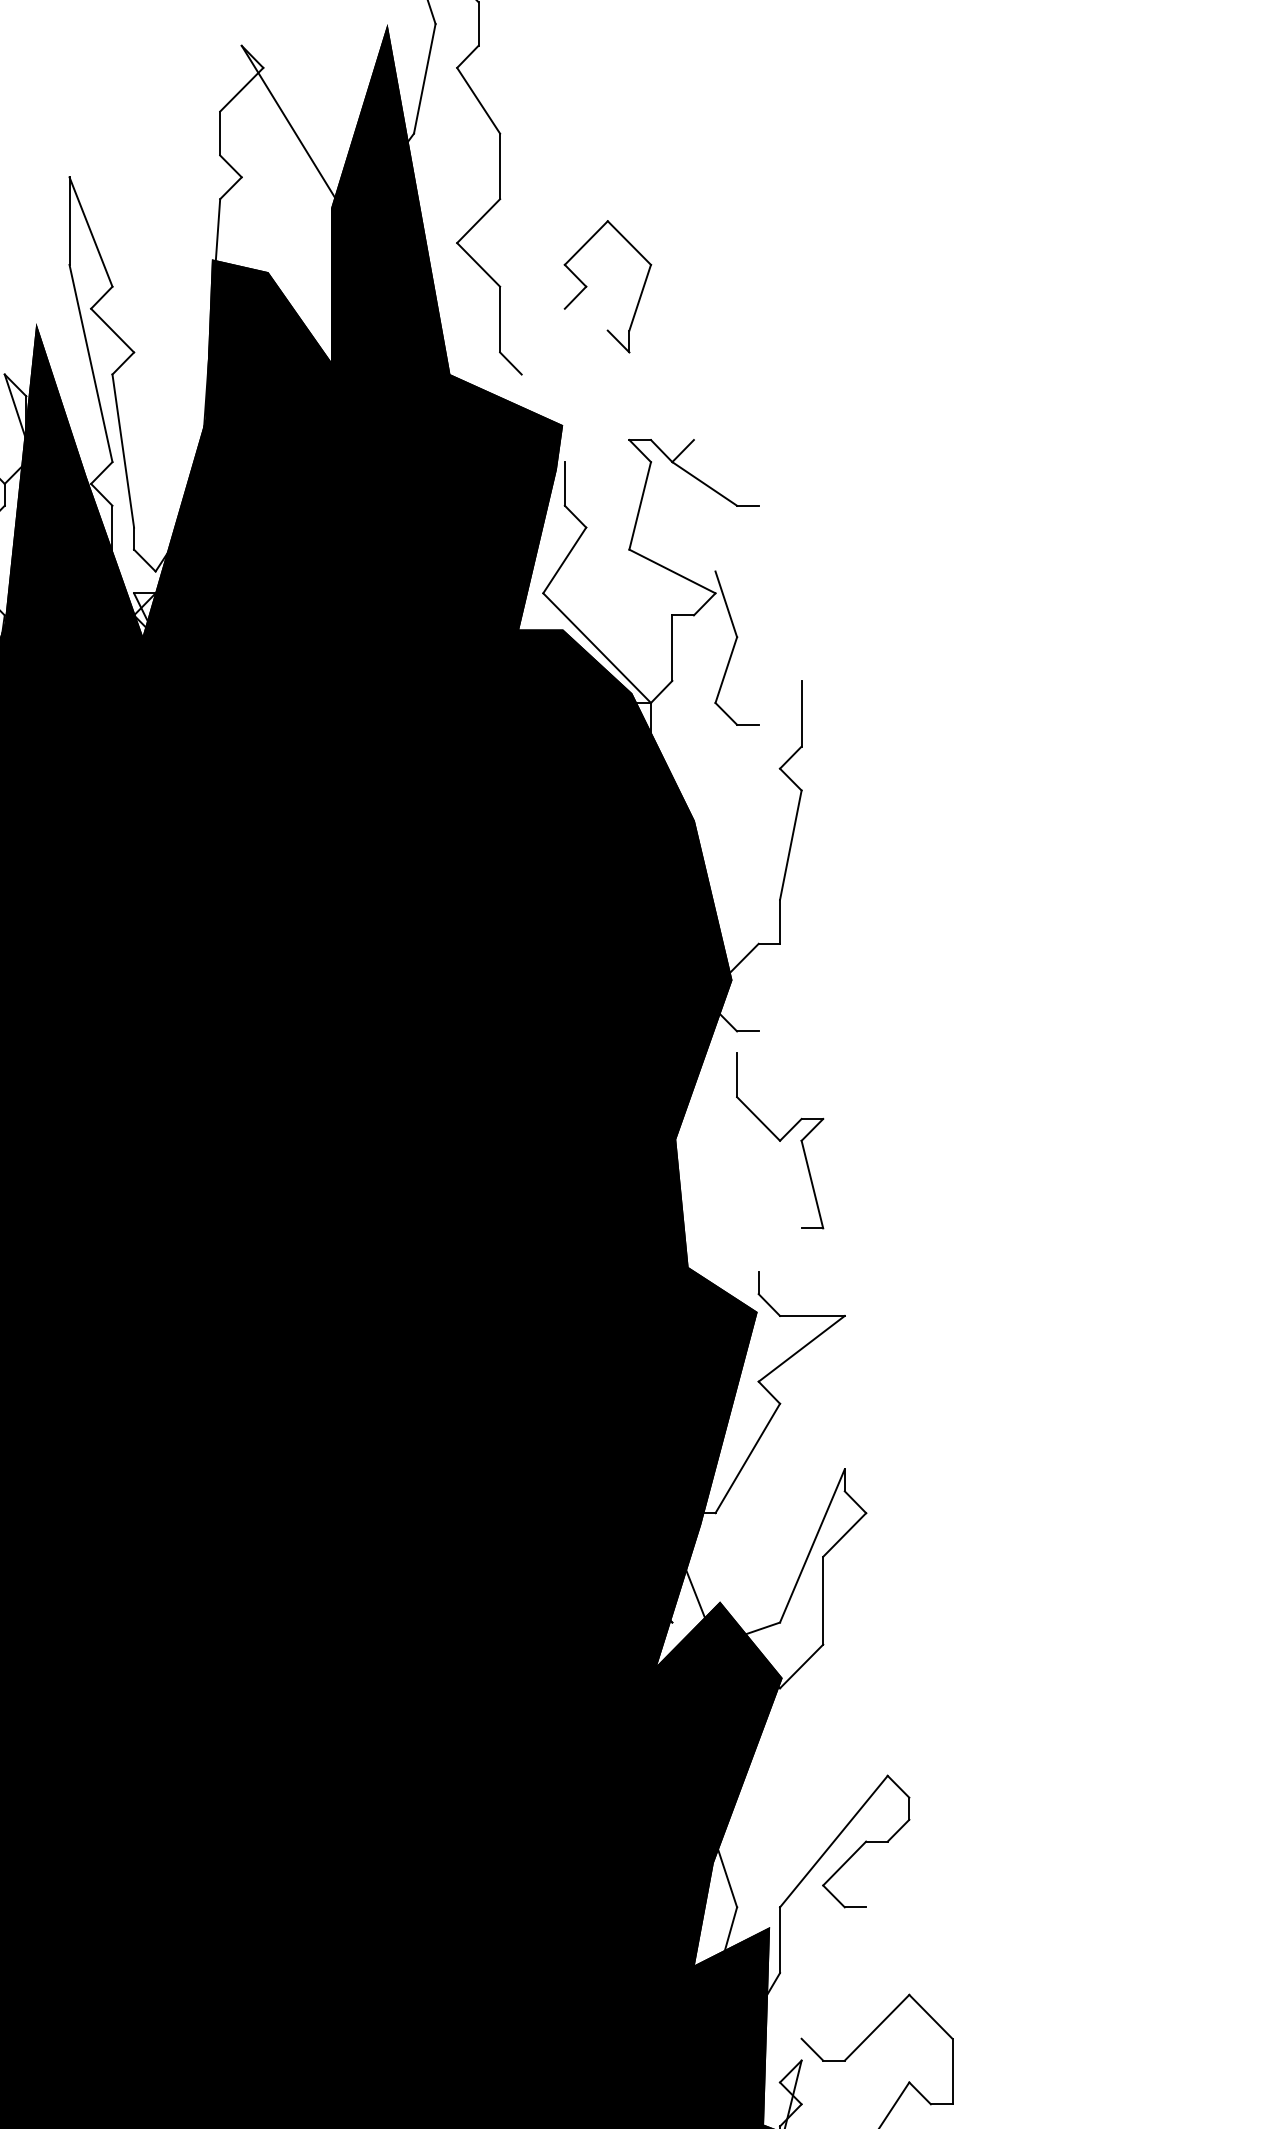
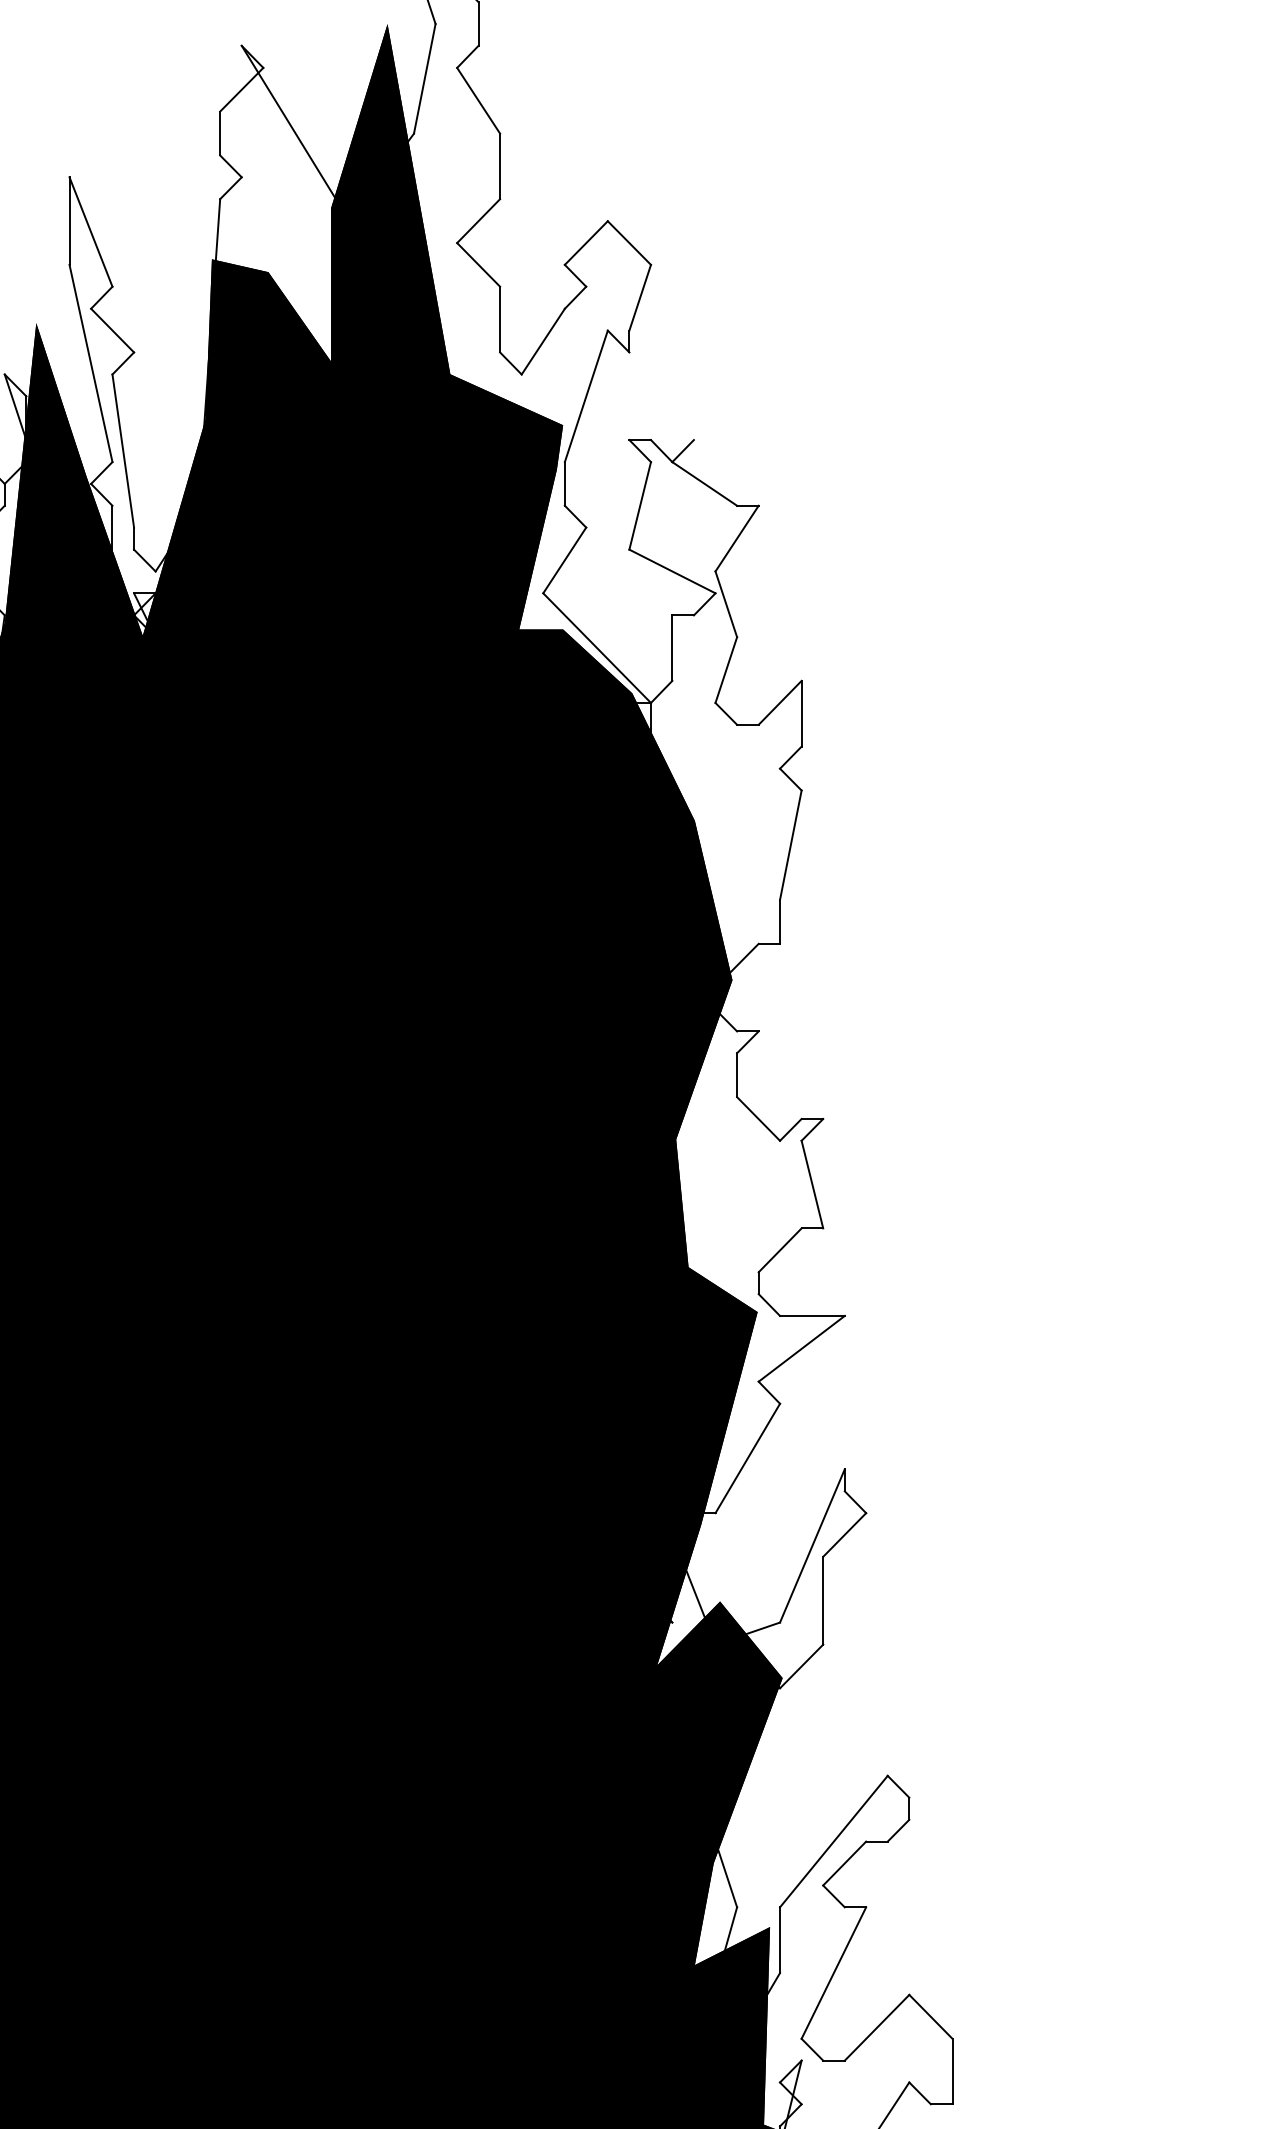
line: none -> present (542, 341)
line: none -> present (585, 396)
line: none -> present (736, 538)
line: none -> present (779, 702)
line: none -> present (747, 1042)
line: none -> present (779, 1250)
line: none -> present (833, 1972)
